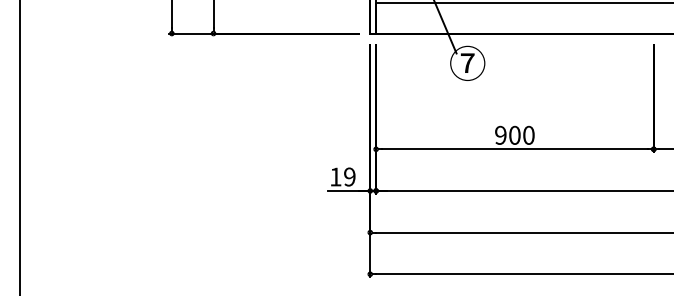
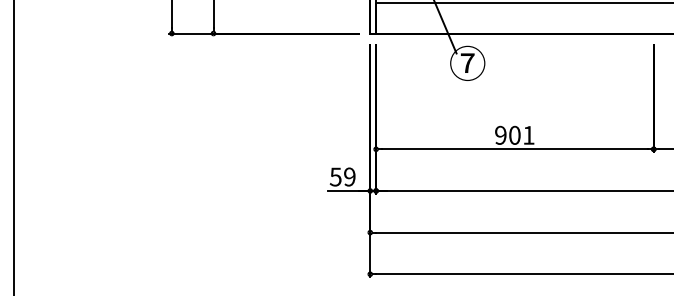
text: 900 -> 901 (528, 134)
line position: (20, 147) -> (14, 147) (14, 147)
text: 19 -> 59 (335, 176)
